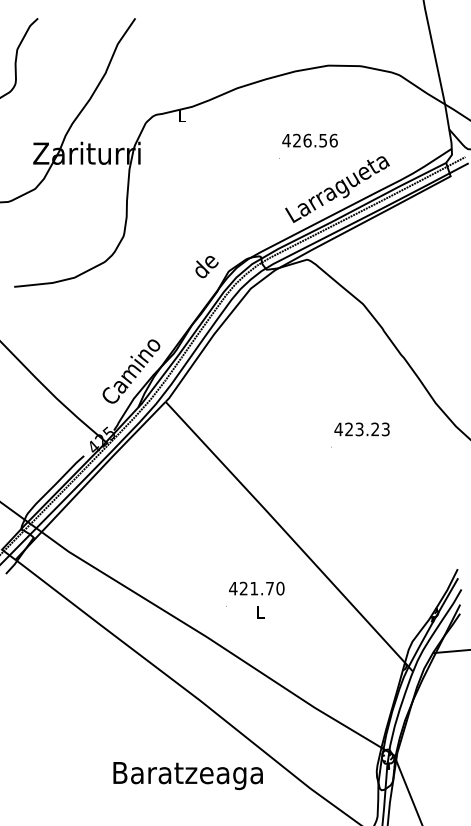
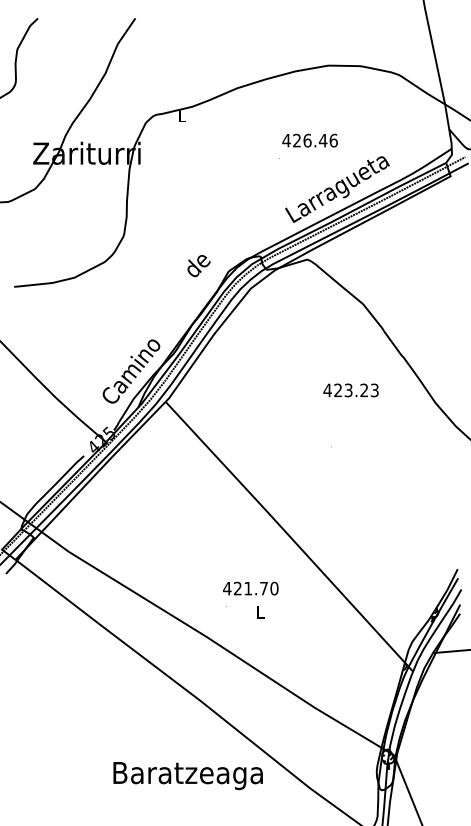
text: 426.56 -> 426.46 (322, 140)
text position: (206, 267) -> (198, 266) (198, 266)
text position: (361, 429) -> (350, 390) (350, 390)
text position: (256, 588) -> (250, 588) (250, 588)
